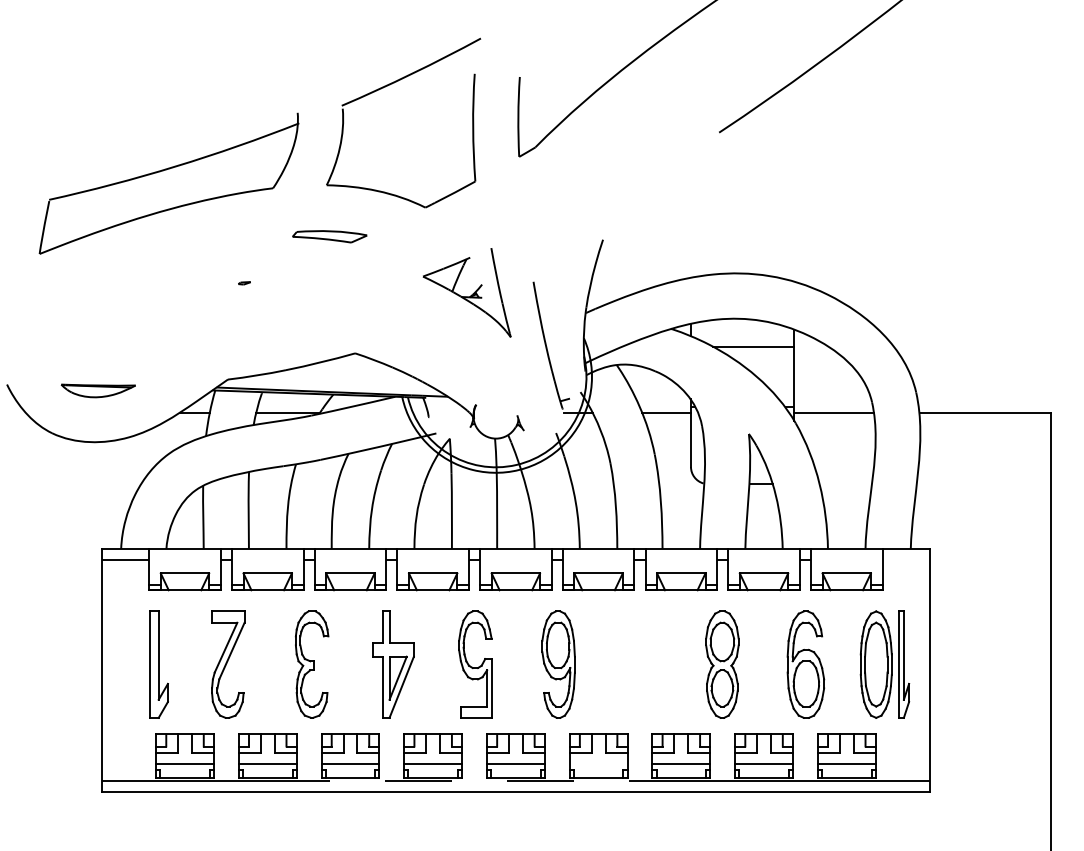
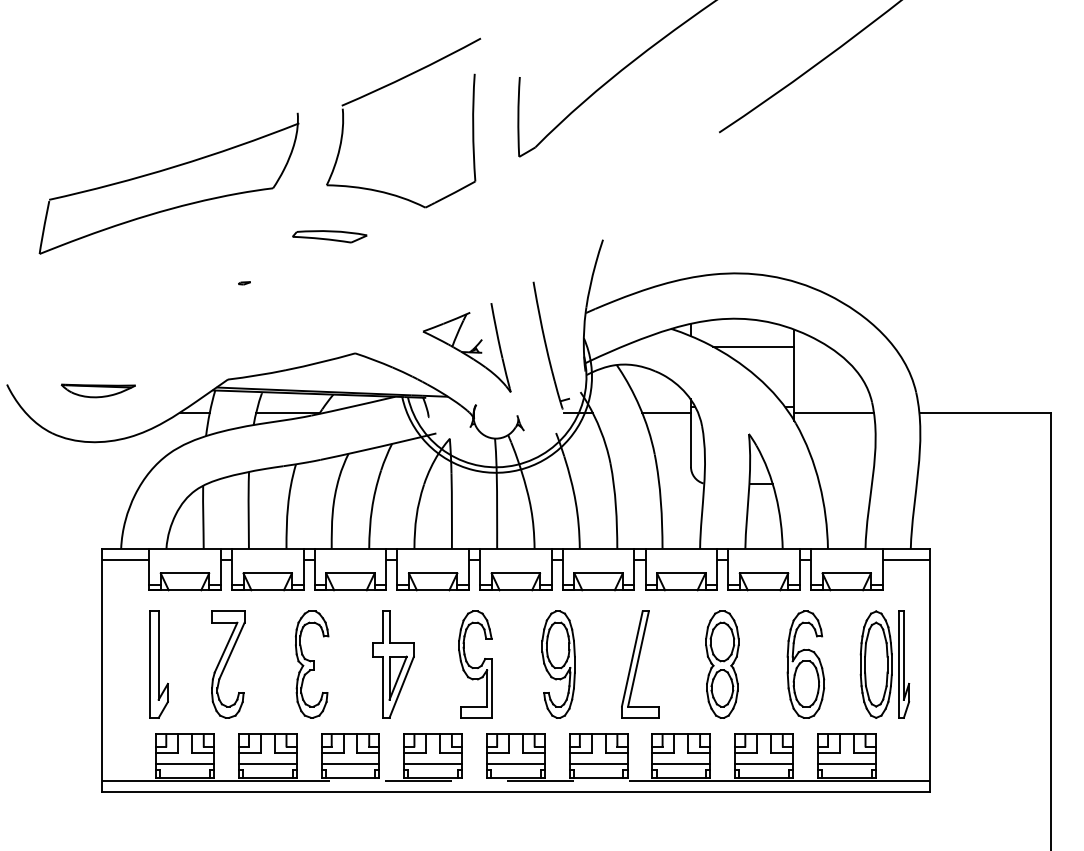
part position: (466, 292) -> (466, 347) (466, 347)
line: none -> present (905, 559)
part: none -> present (640, 664)
line: none -> present (598, 763)
